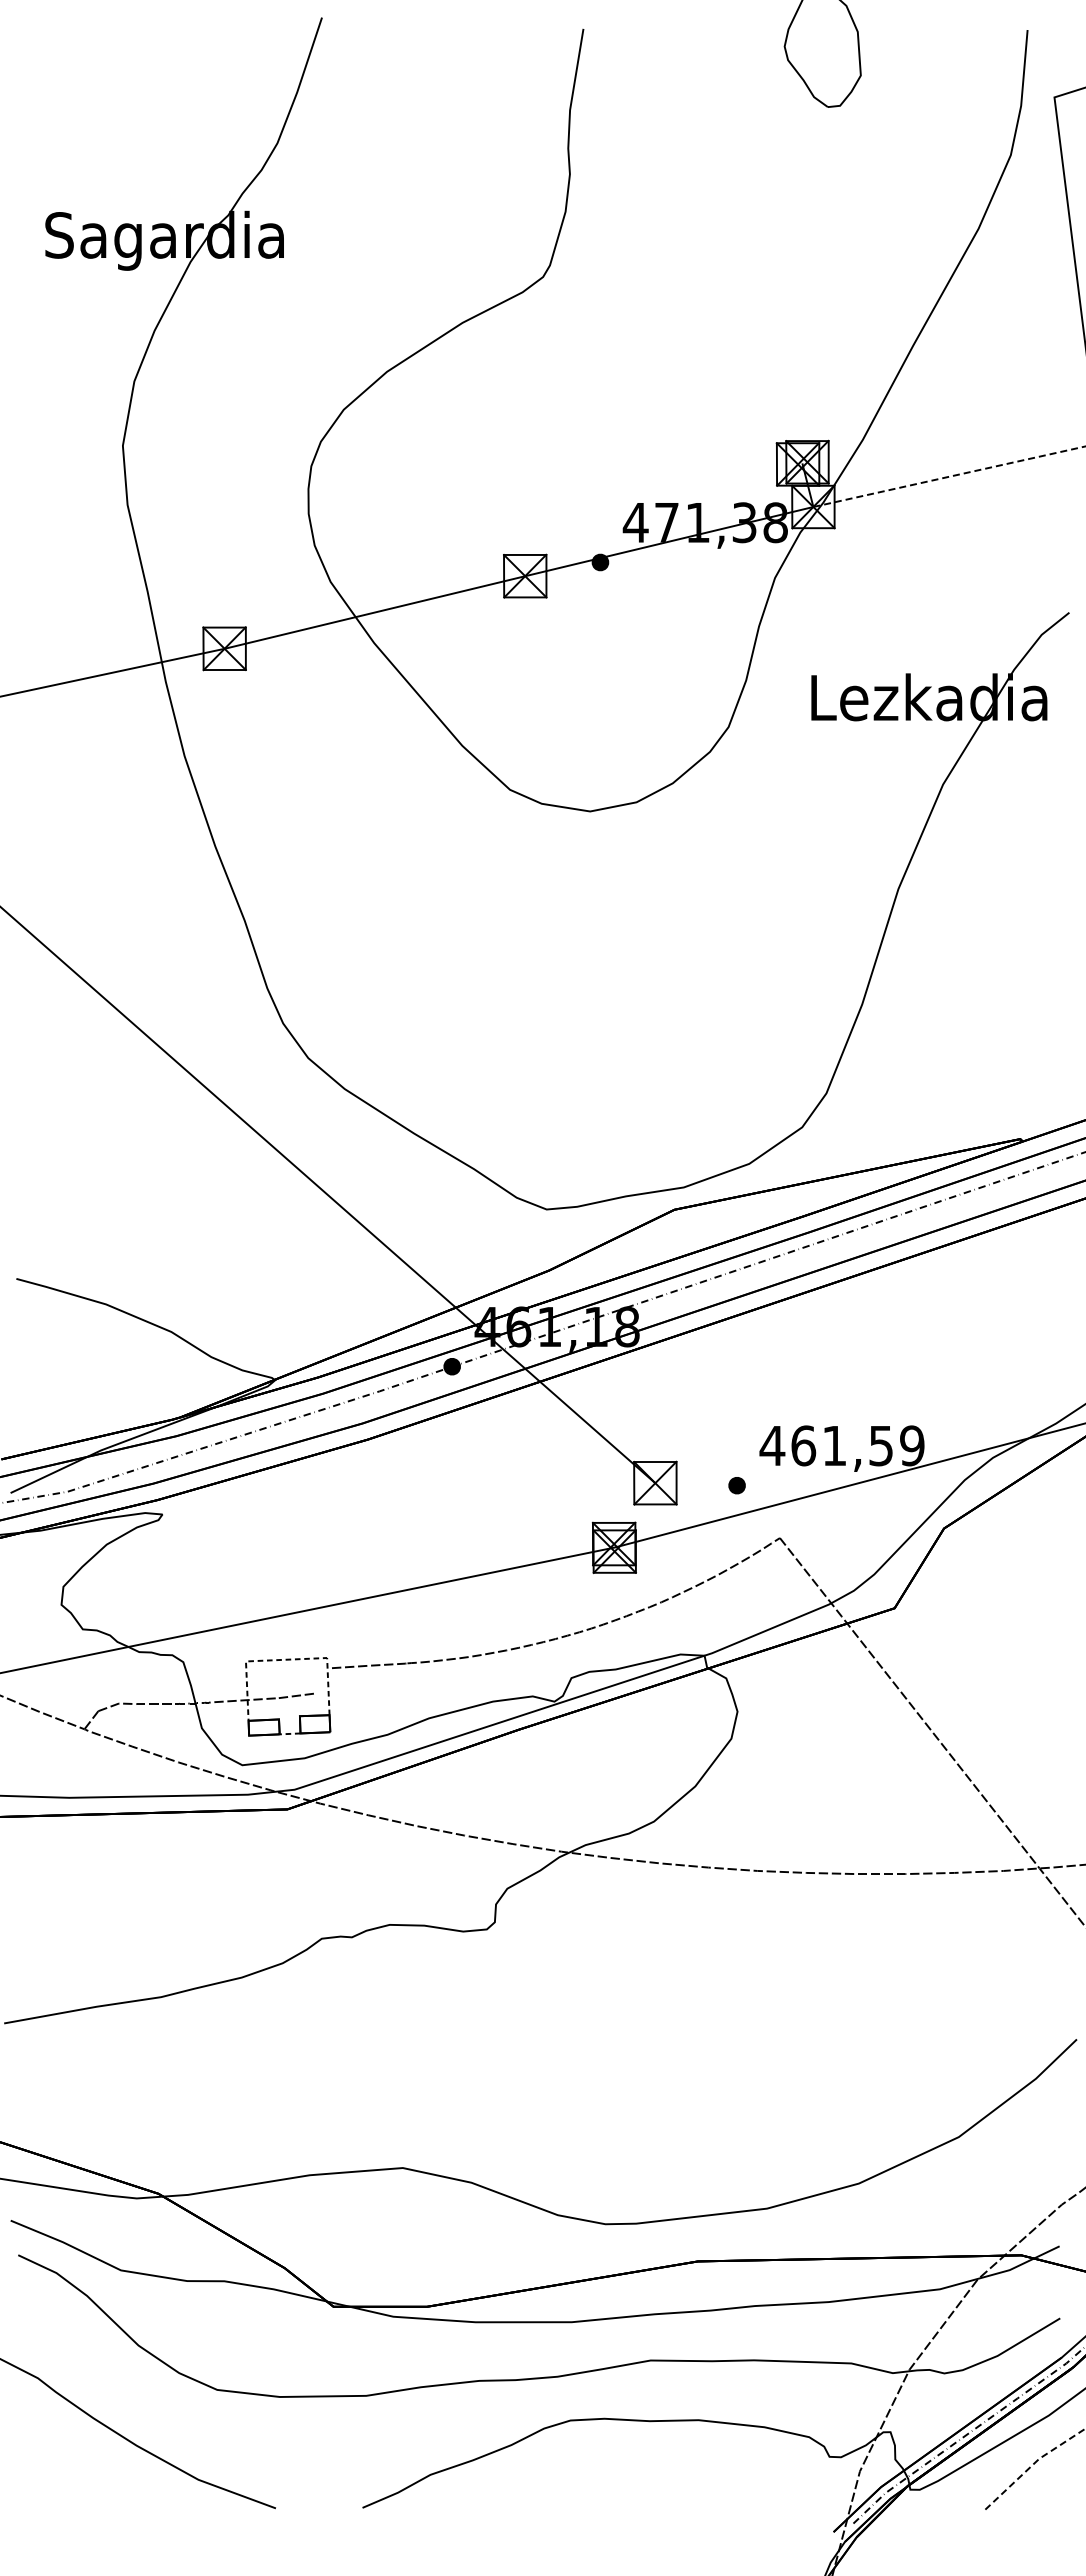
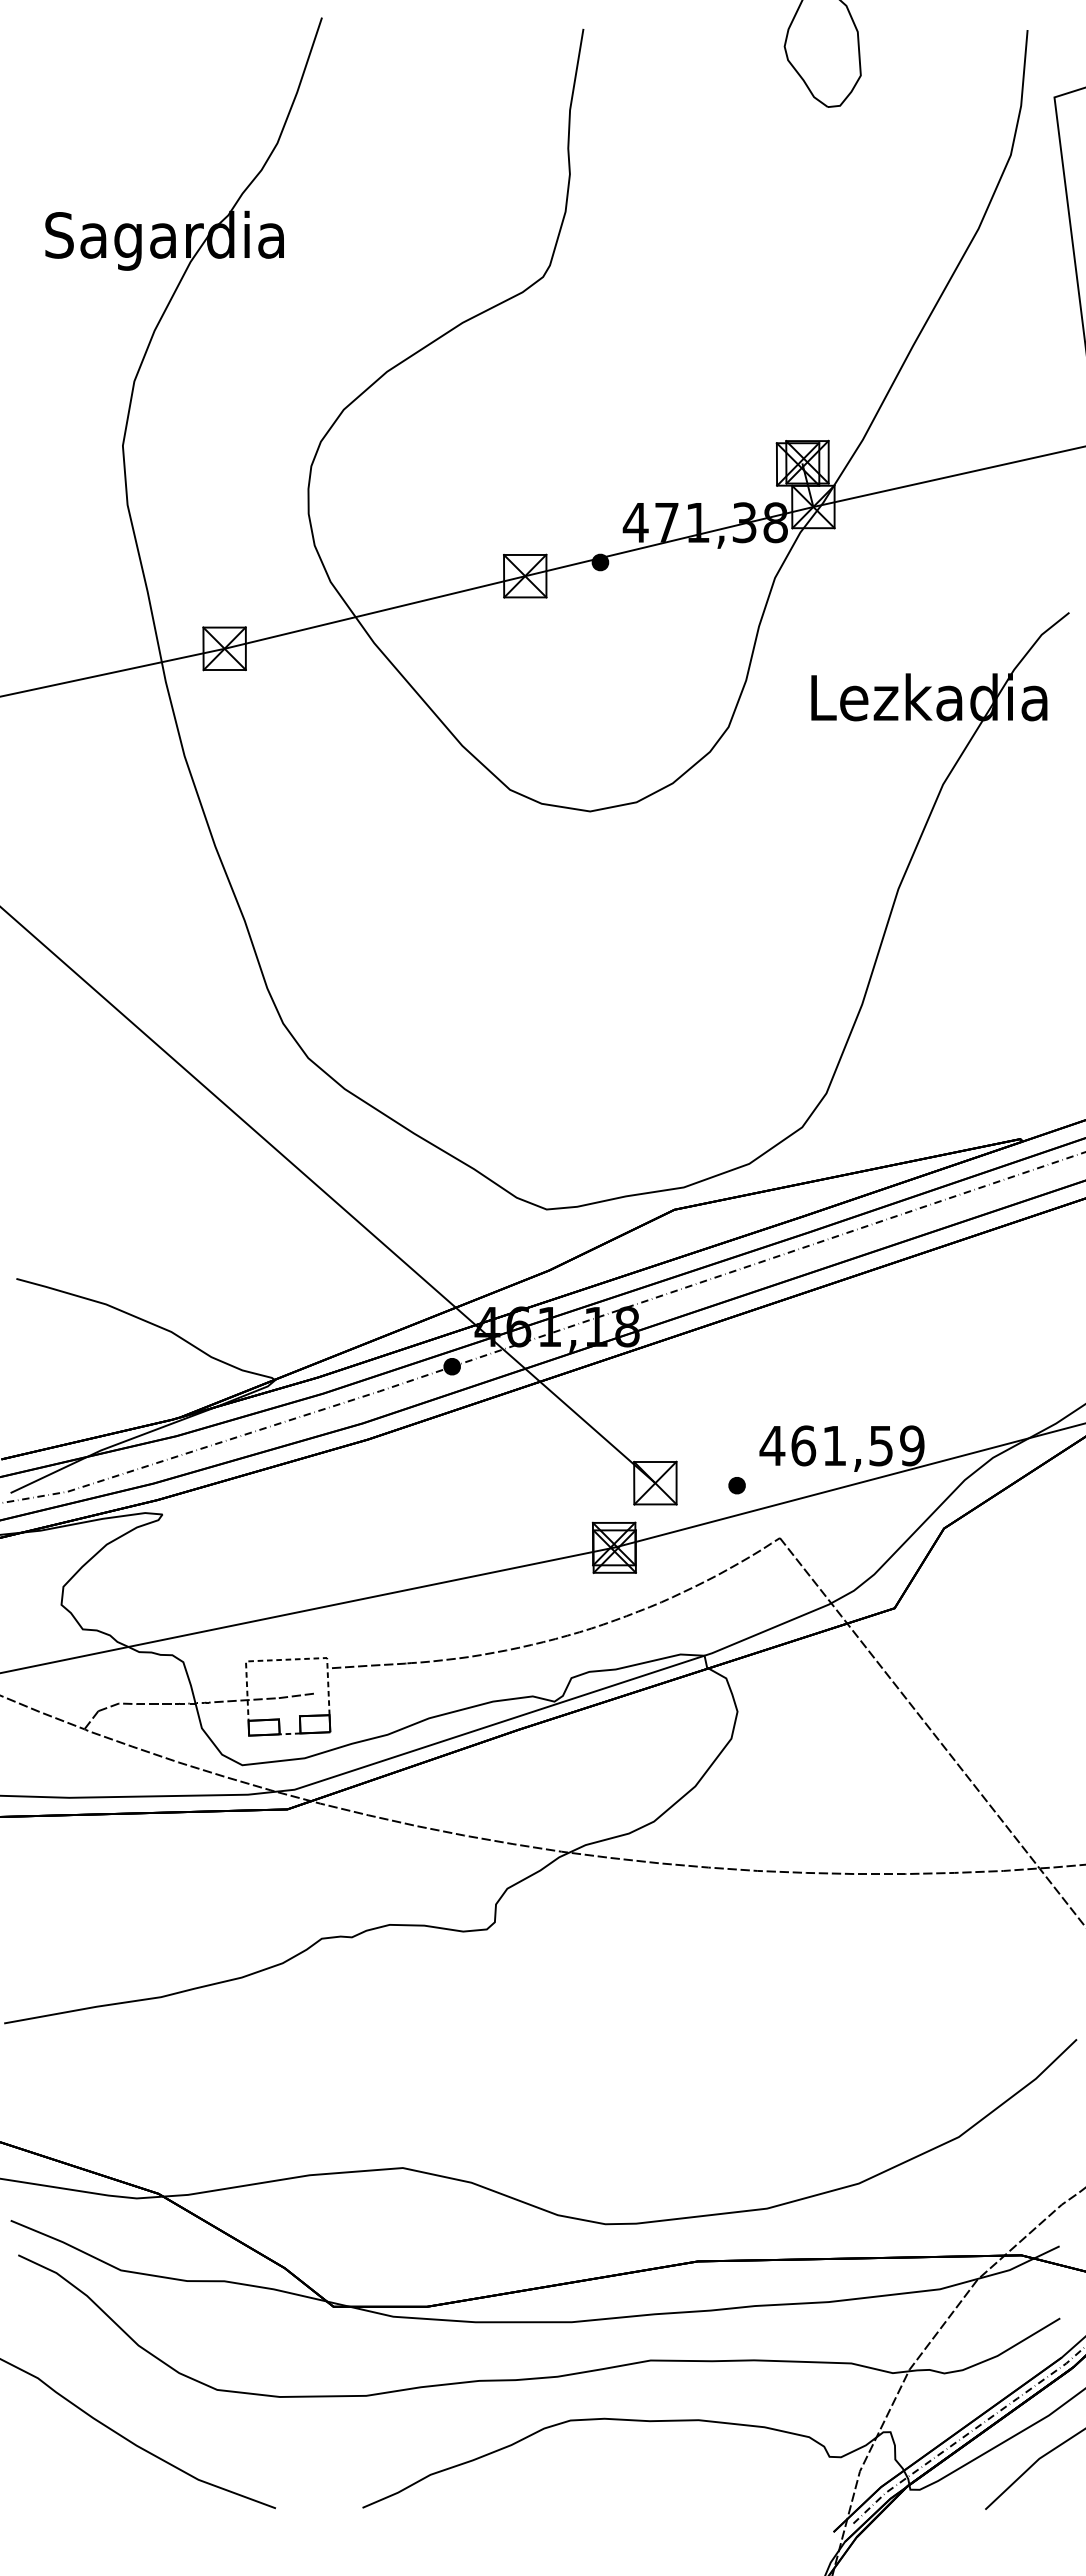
line: dashed -> solid (950, 476)
line: dashed -> solid (1032, 2464)
